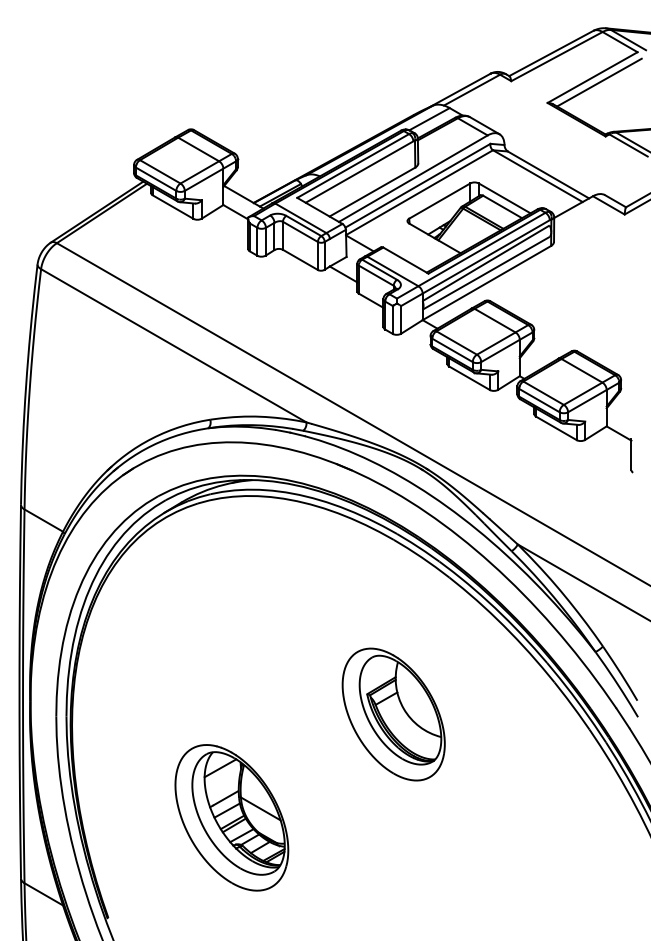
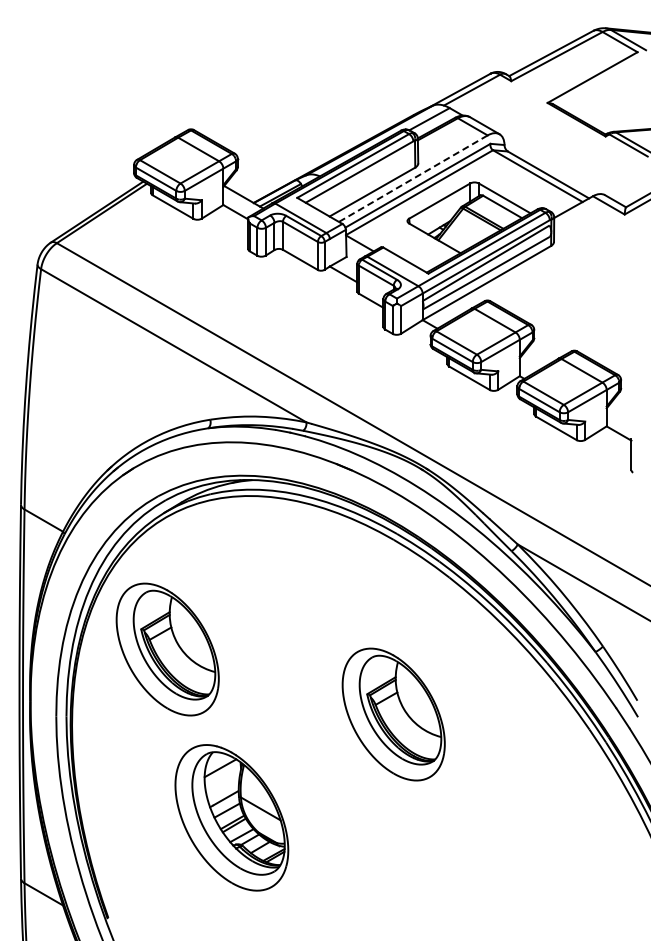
line: present -> none (599, 82)
line: solid -> dashed (412, 178)
part: none -> present (167, 649)
